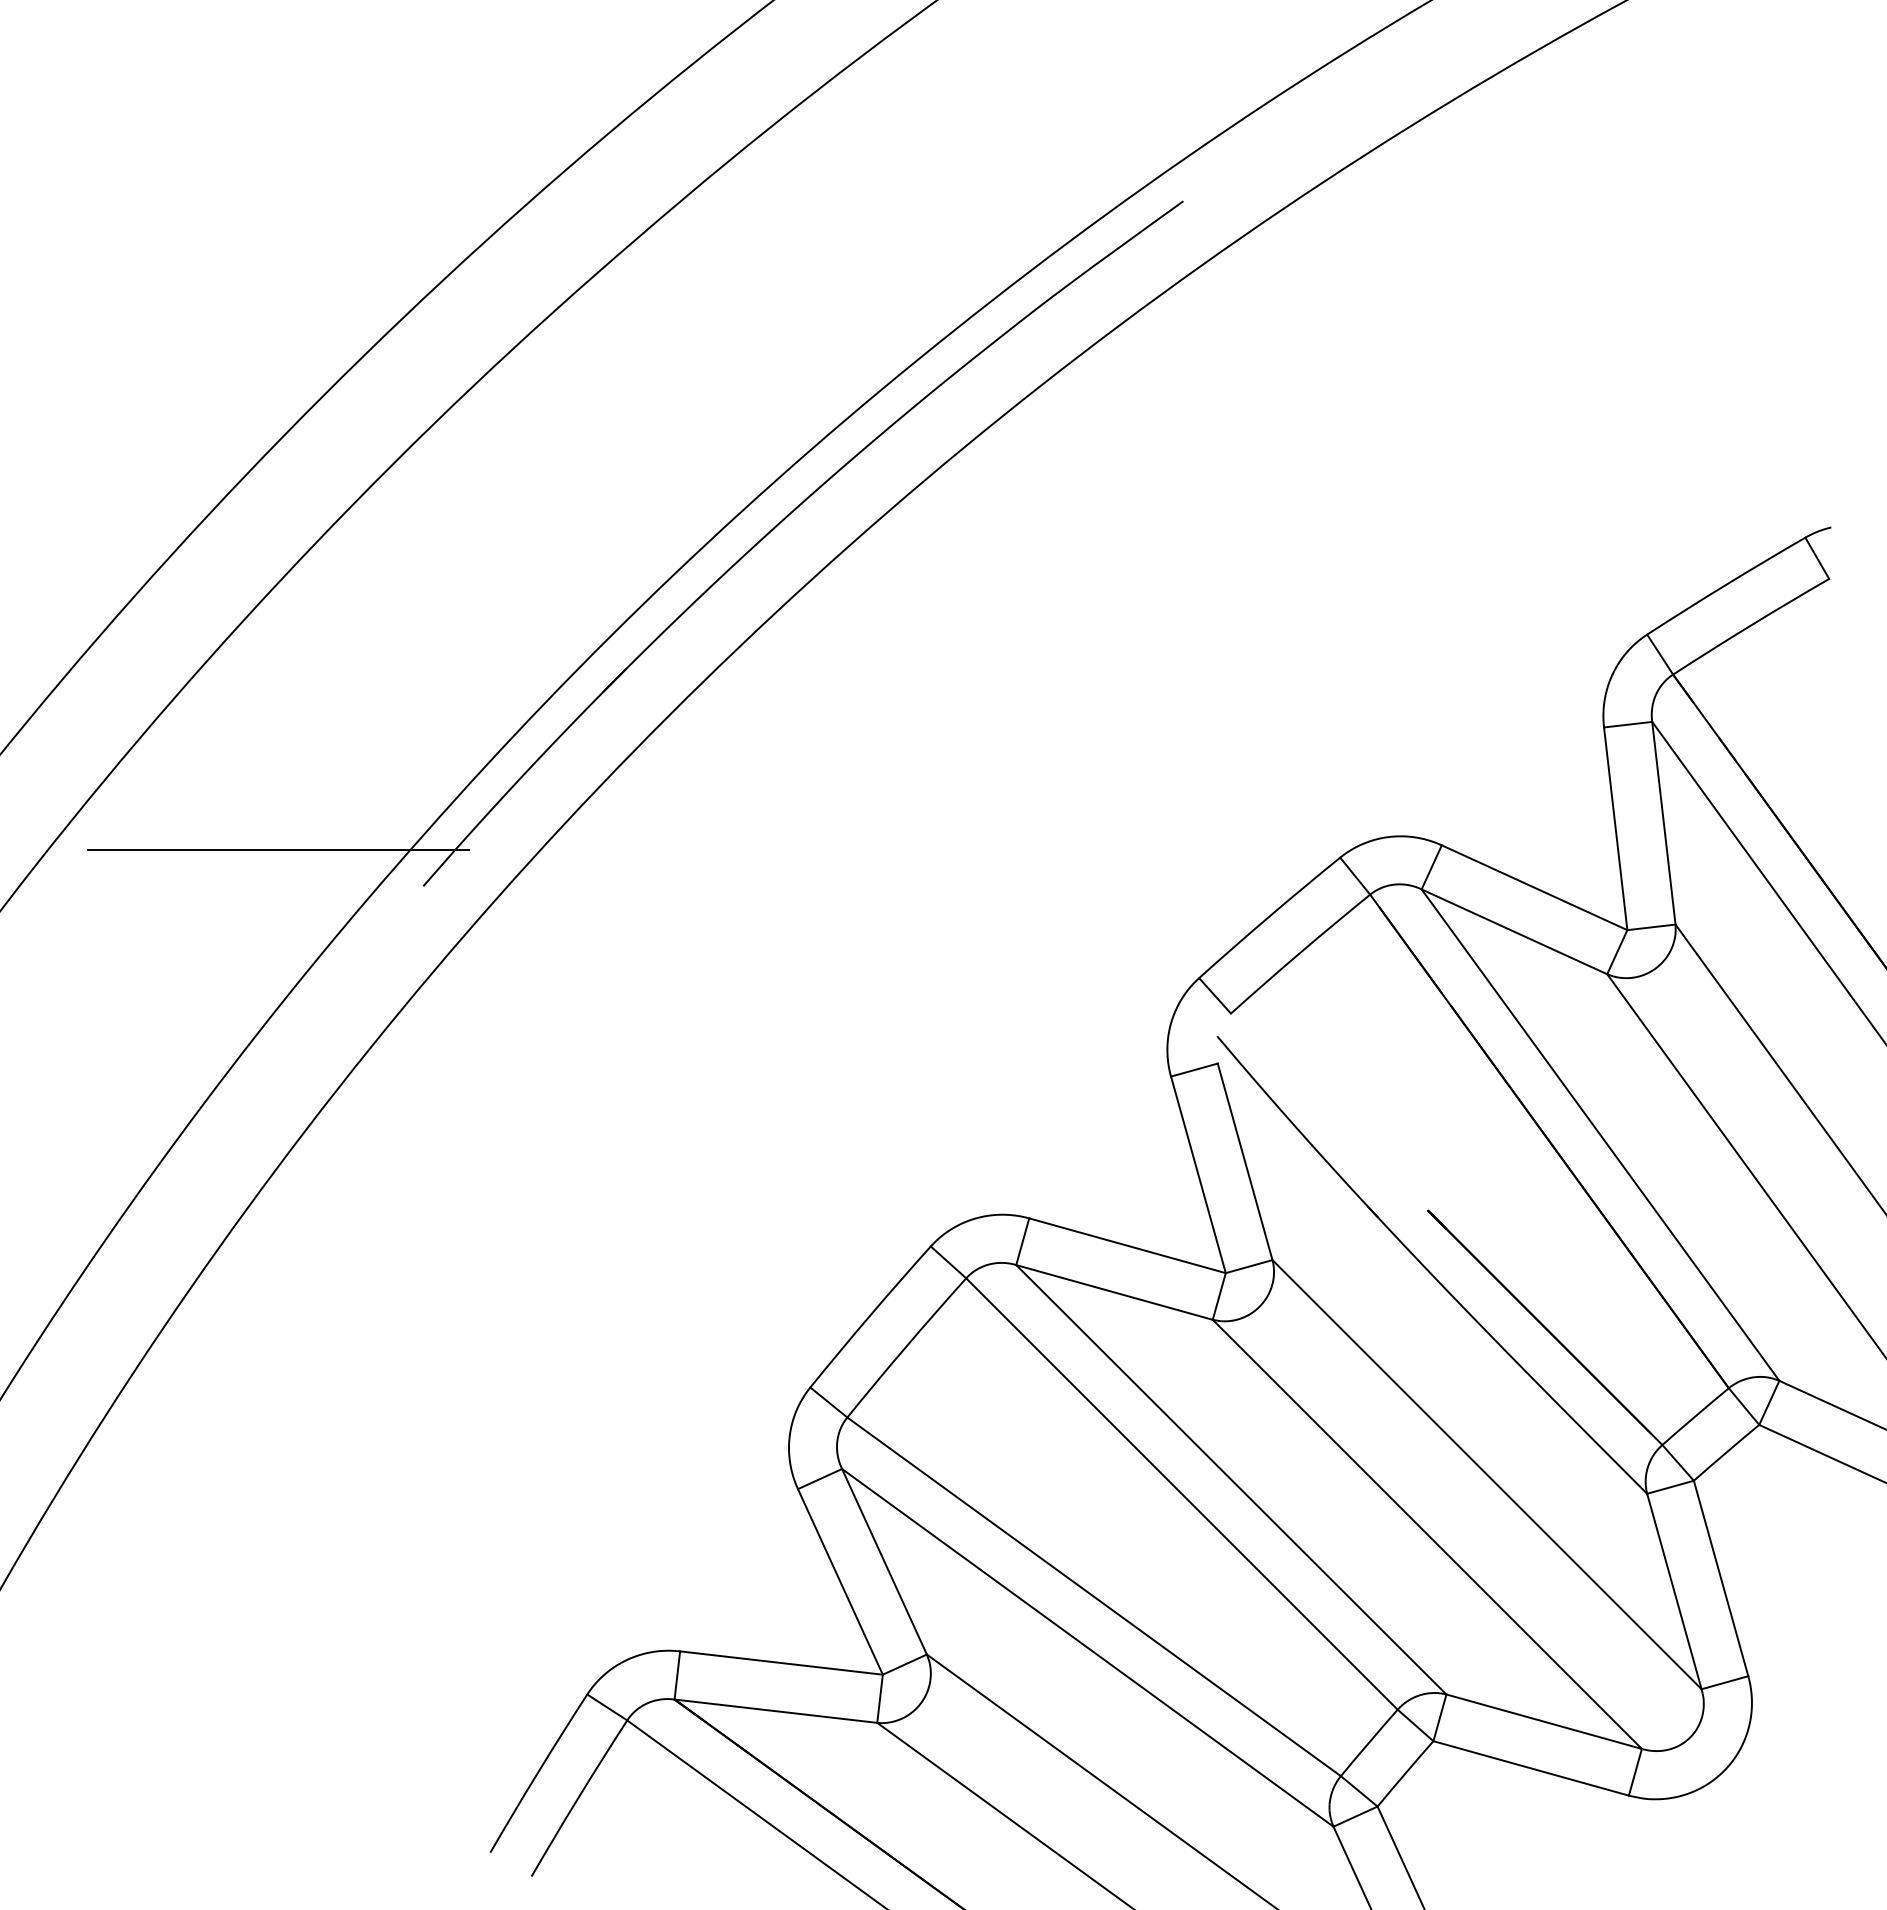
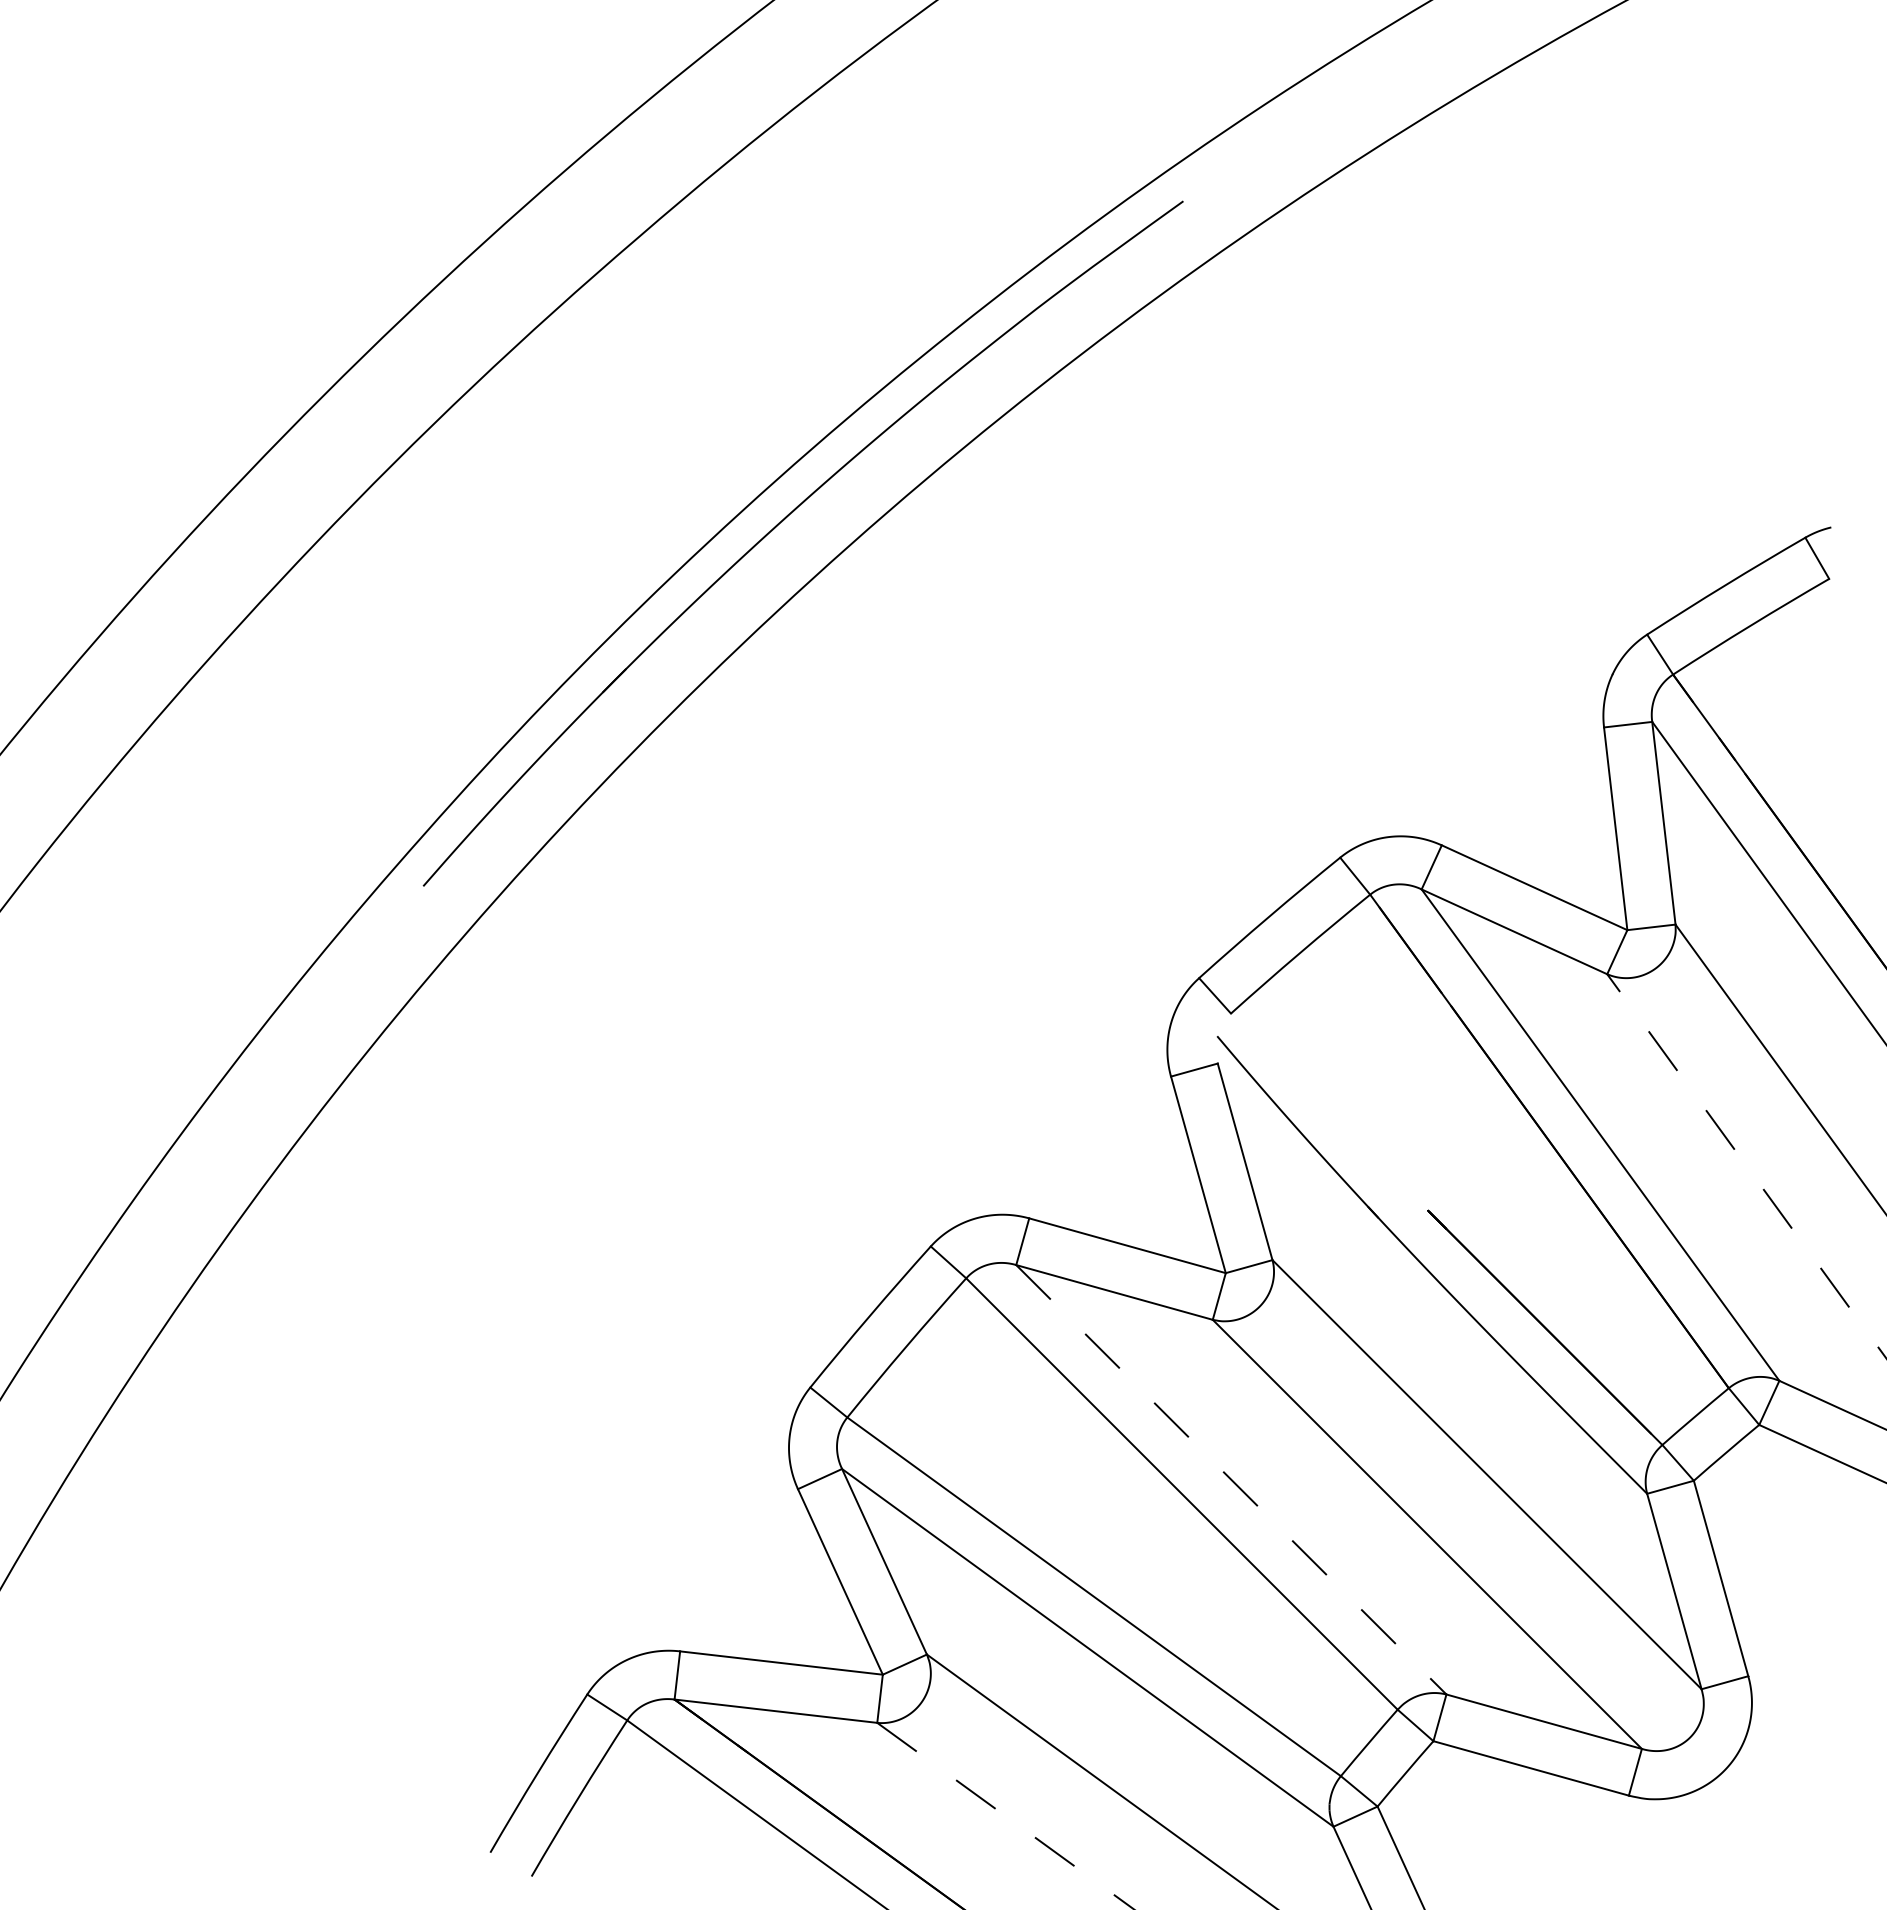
line: present -> none (277, 849)
line: solid -> dashed (1747, 1166)
line: solid -> dashed (1231, 1479)
line: solid -> dashed (1005, 1816)
